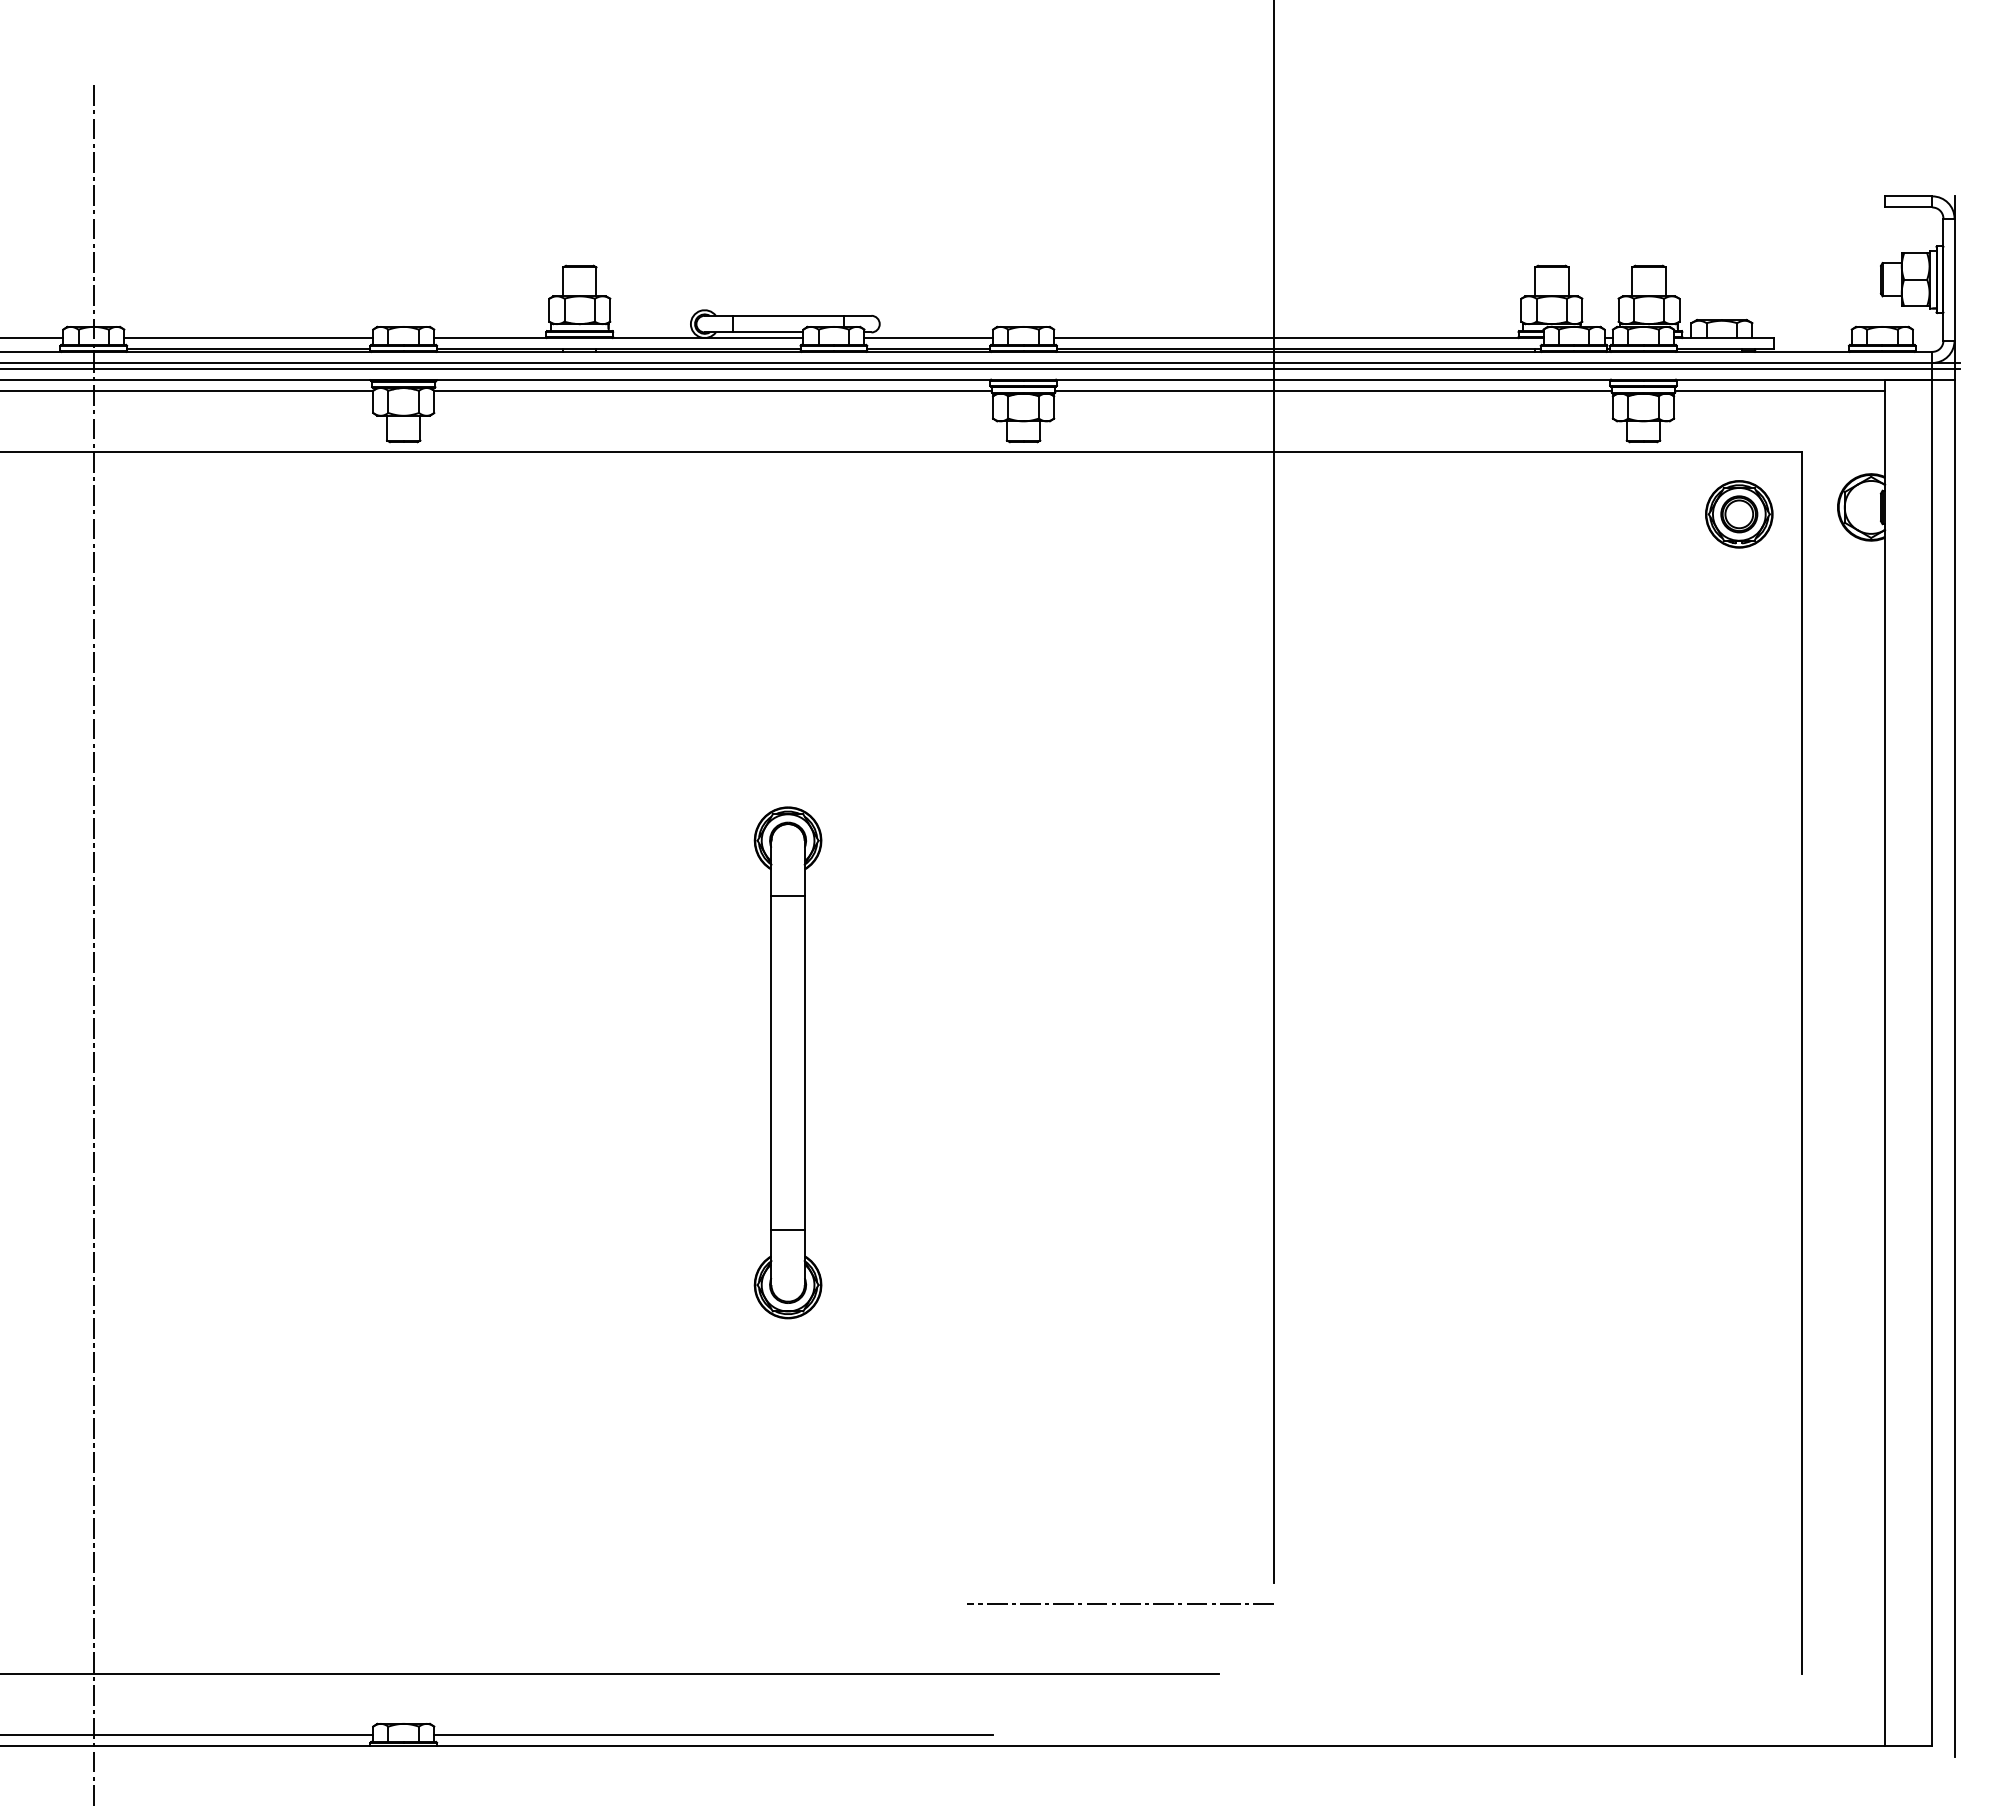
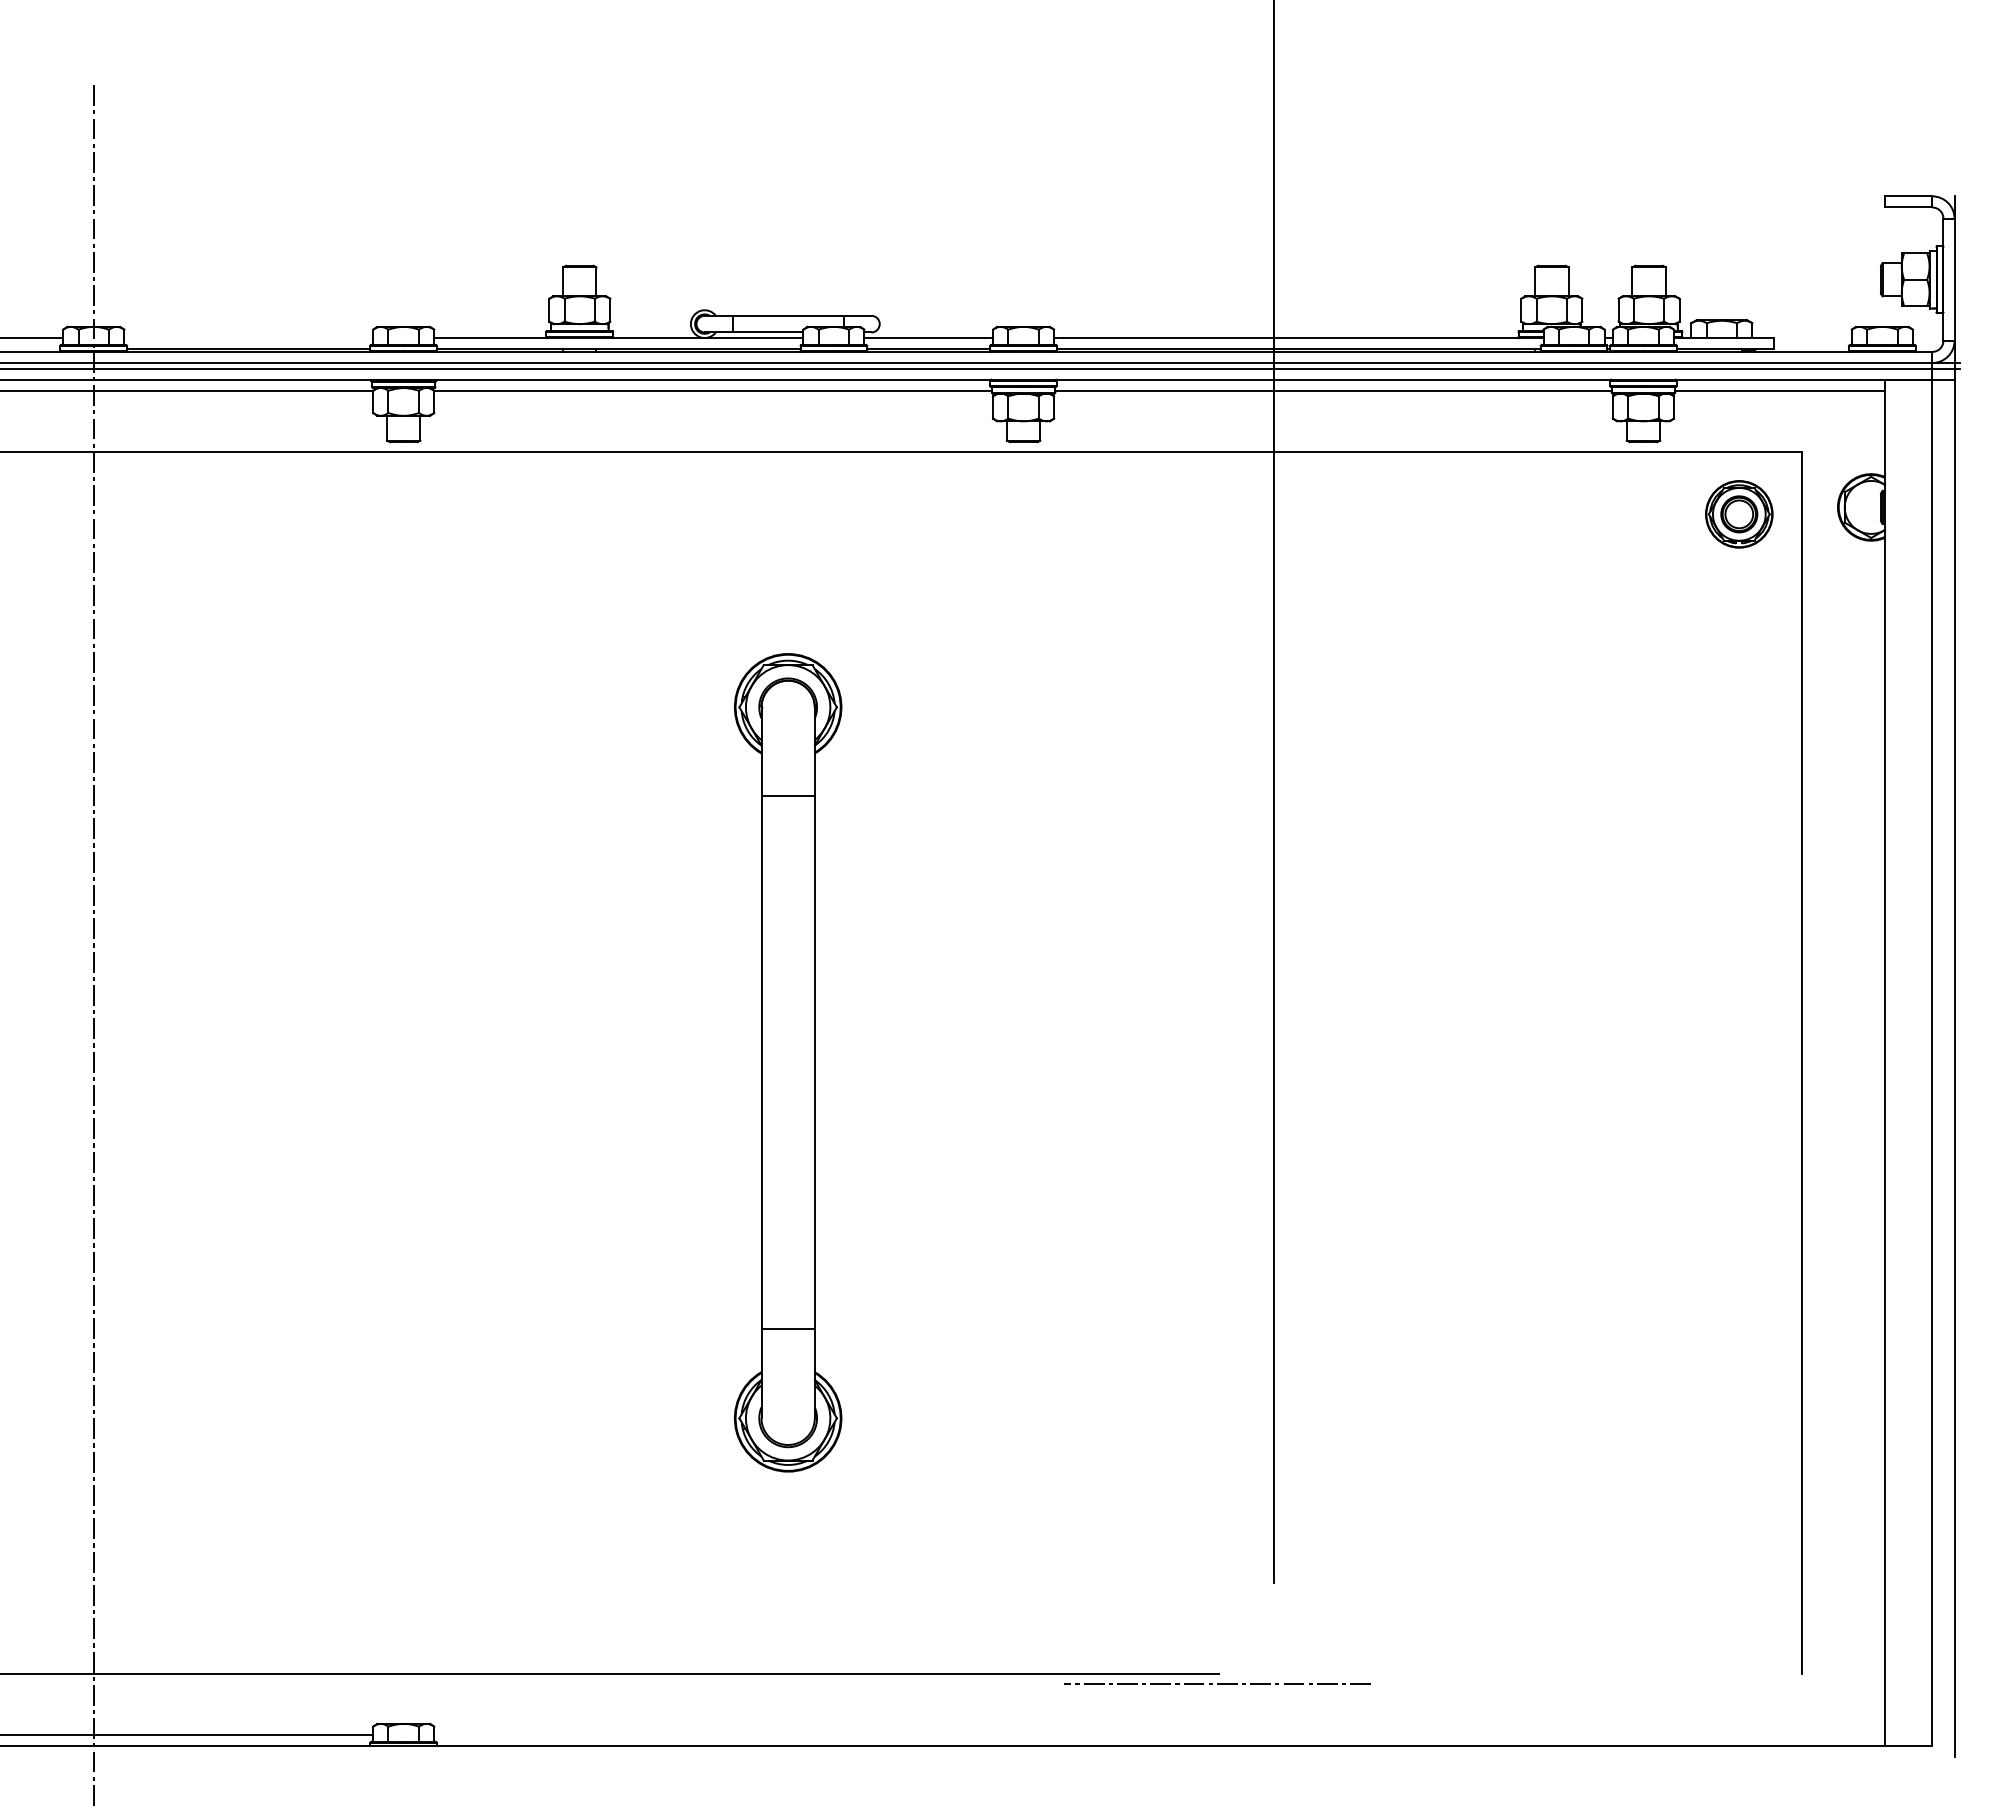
line: present -> none (248, 338)
part size: 70x514 px -> 110x820 px (787, 1062)
line position: (1120, 1603) -> (1217, 1683) (1217, 1683)
line: present -> none (713, 1734)
